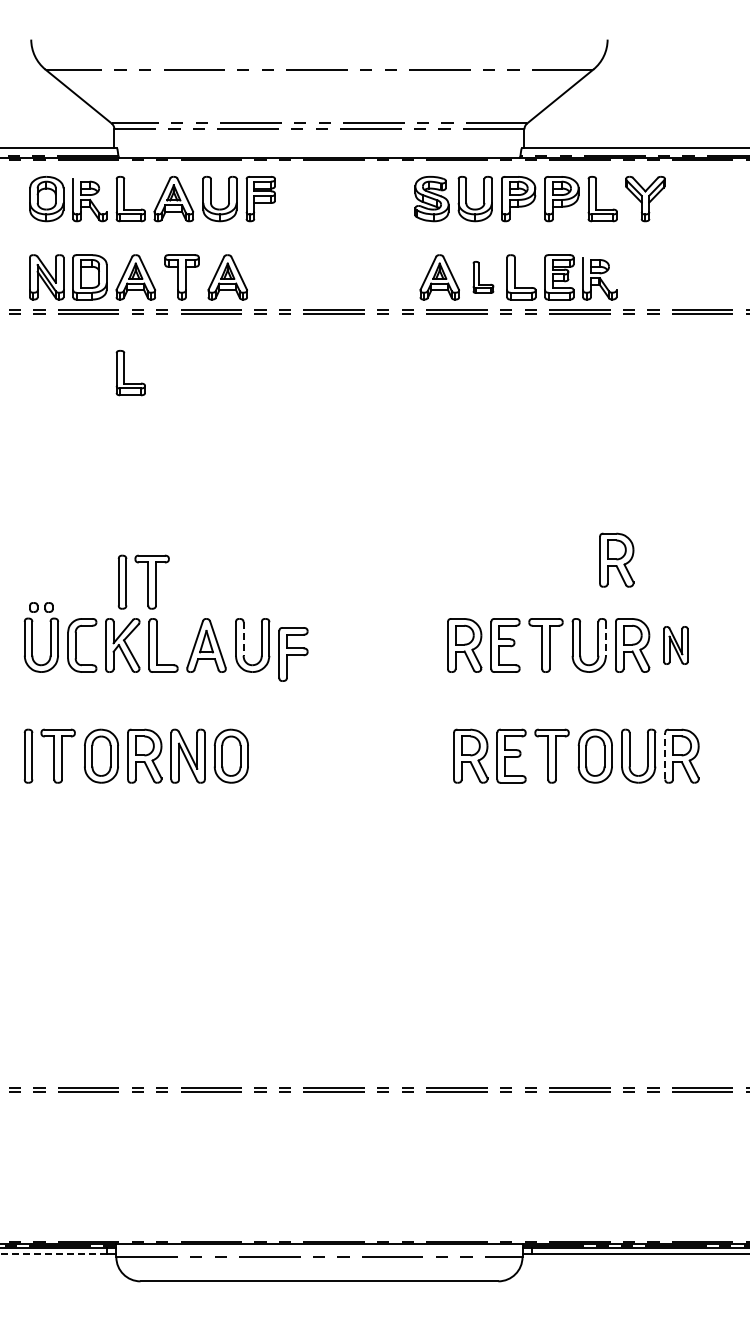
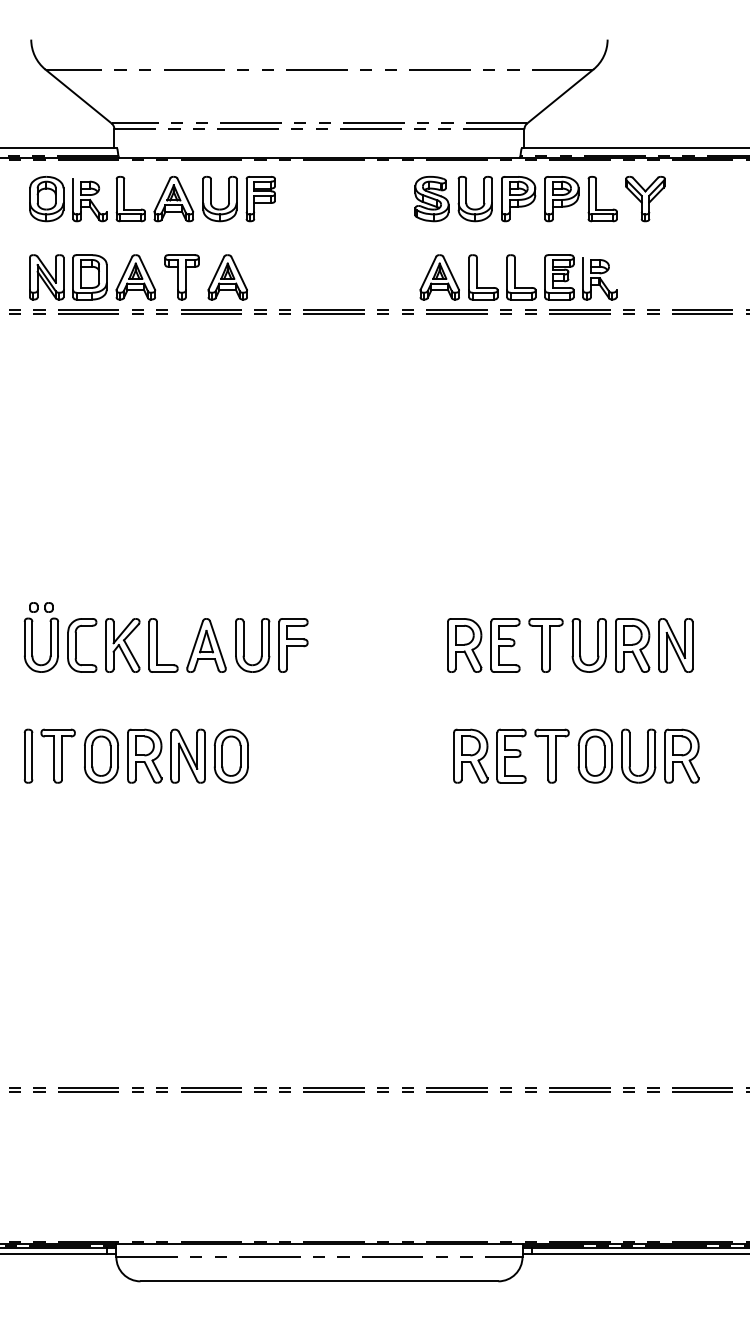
part size: 23x33 px -> 31x47 px (483, 277)
part: present -> none (130, 373)
part: present -> none (616, 559)
part: present -> none (143, 581)
line: dashed -> solid (243, 638)
line: dashed -> solid (606, 639)
part size: 26x39 px -> 36x55 px (675, 645)
part position: (293, 654) -> (293, 645) (293, 645)
line: dashed -> solid (665, 755)
line: dashed -> solid (53, 1253)
